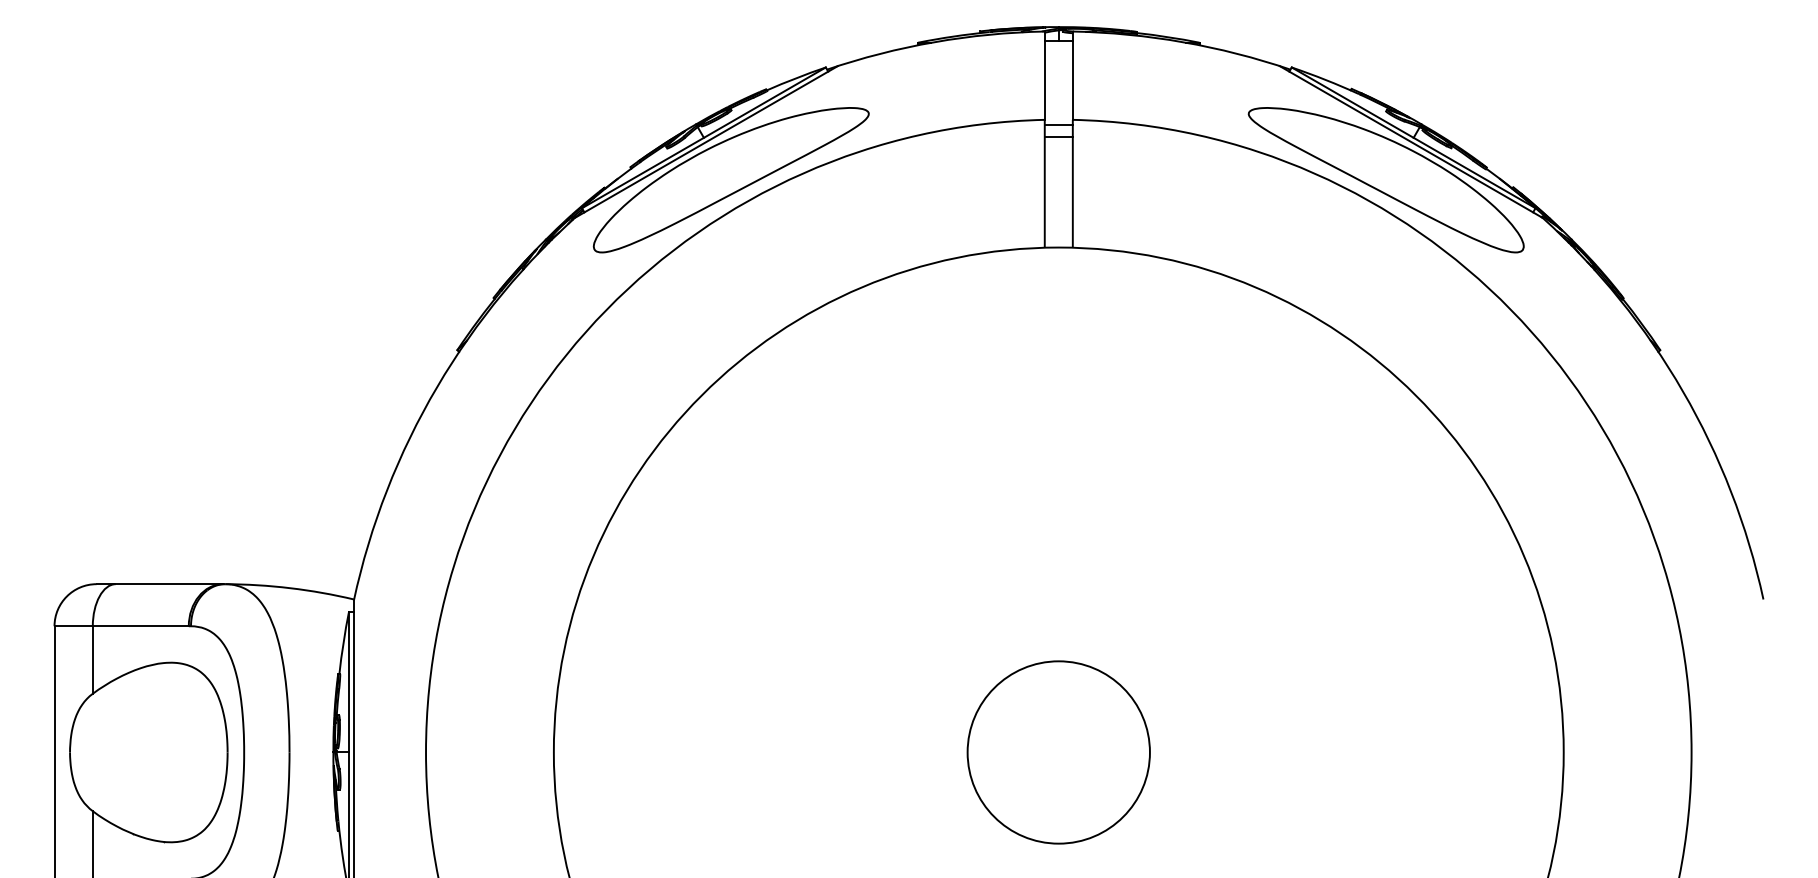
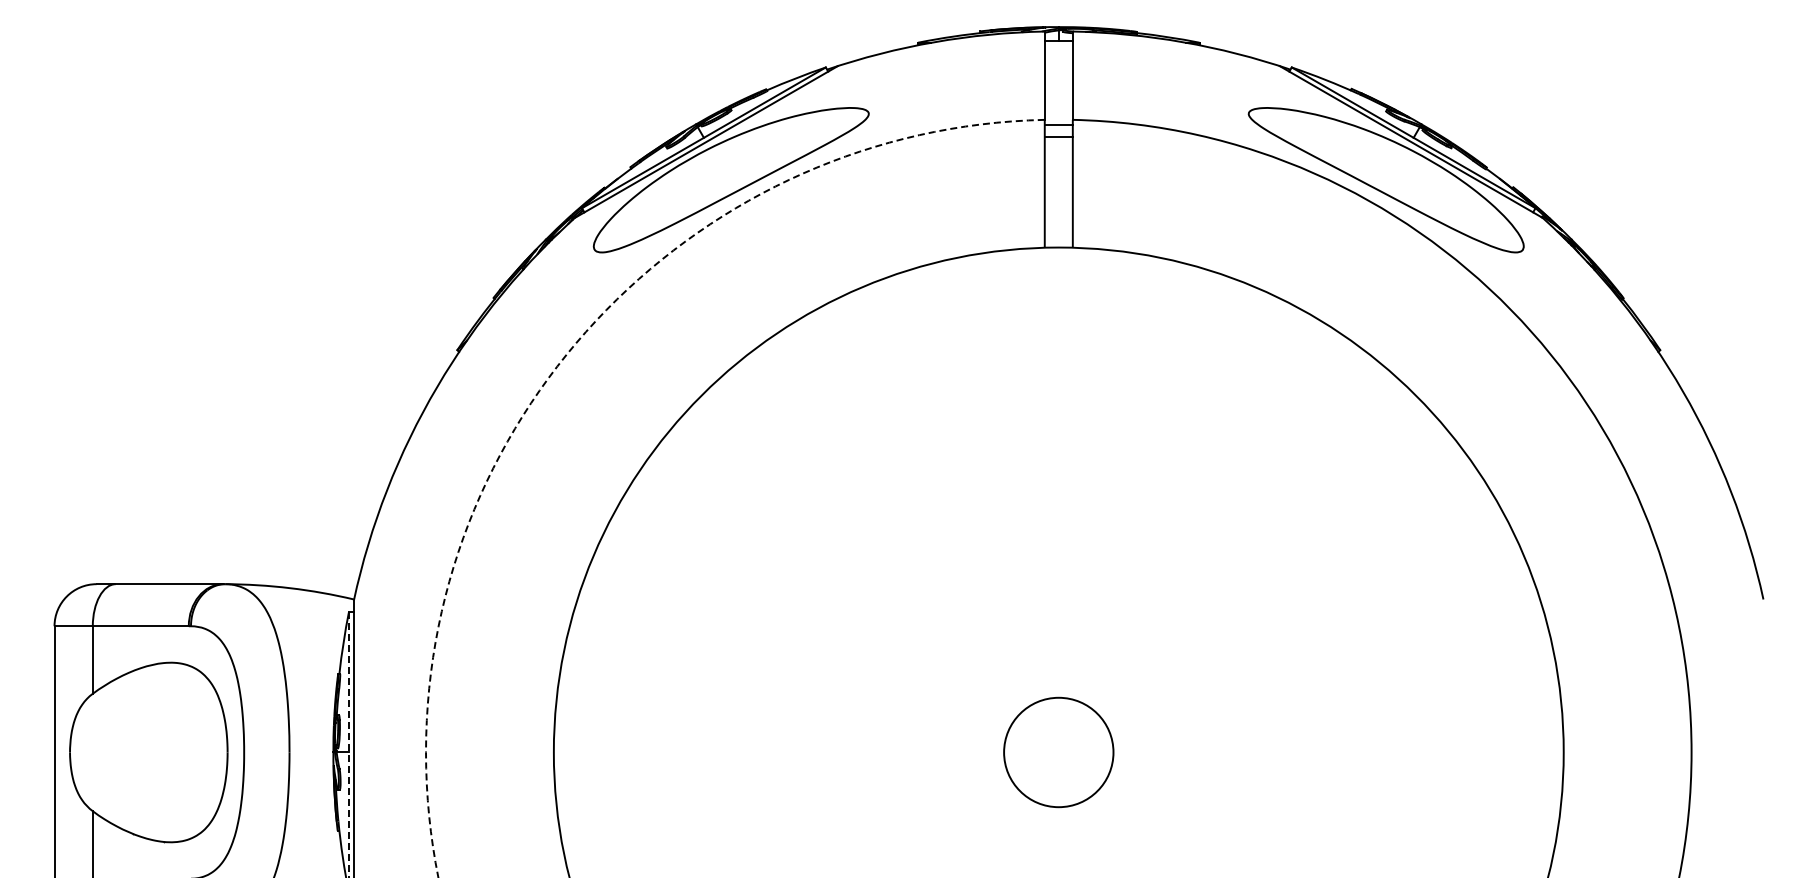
arc: solid -> dashed (564, 357)
line: solid -> dashed (349, 744)
circle diameter: 182 px -> 109 px (1058, 752)
